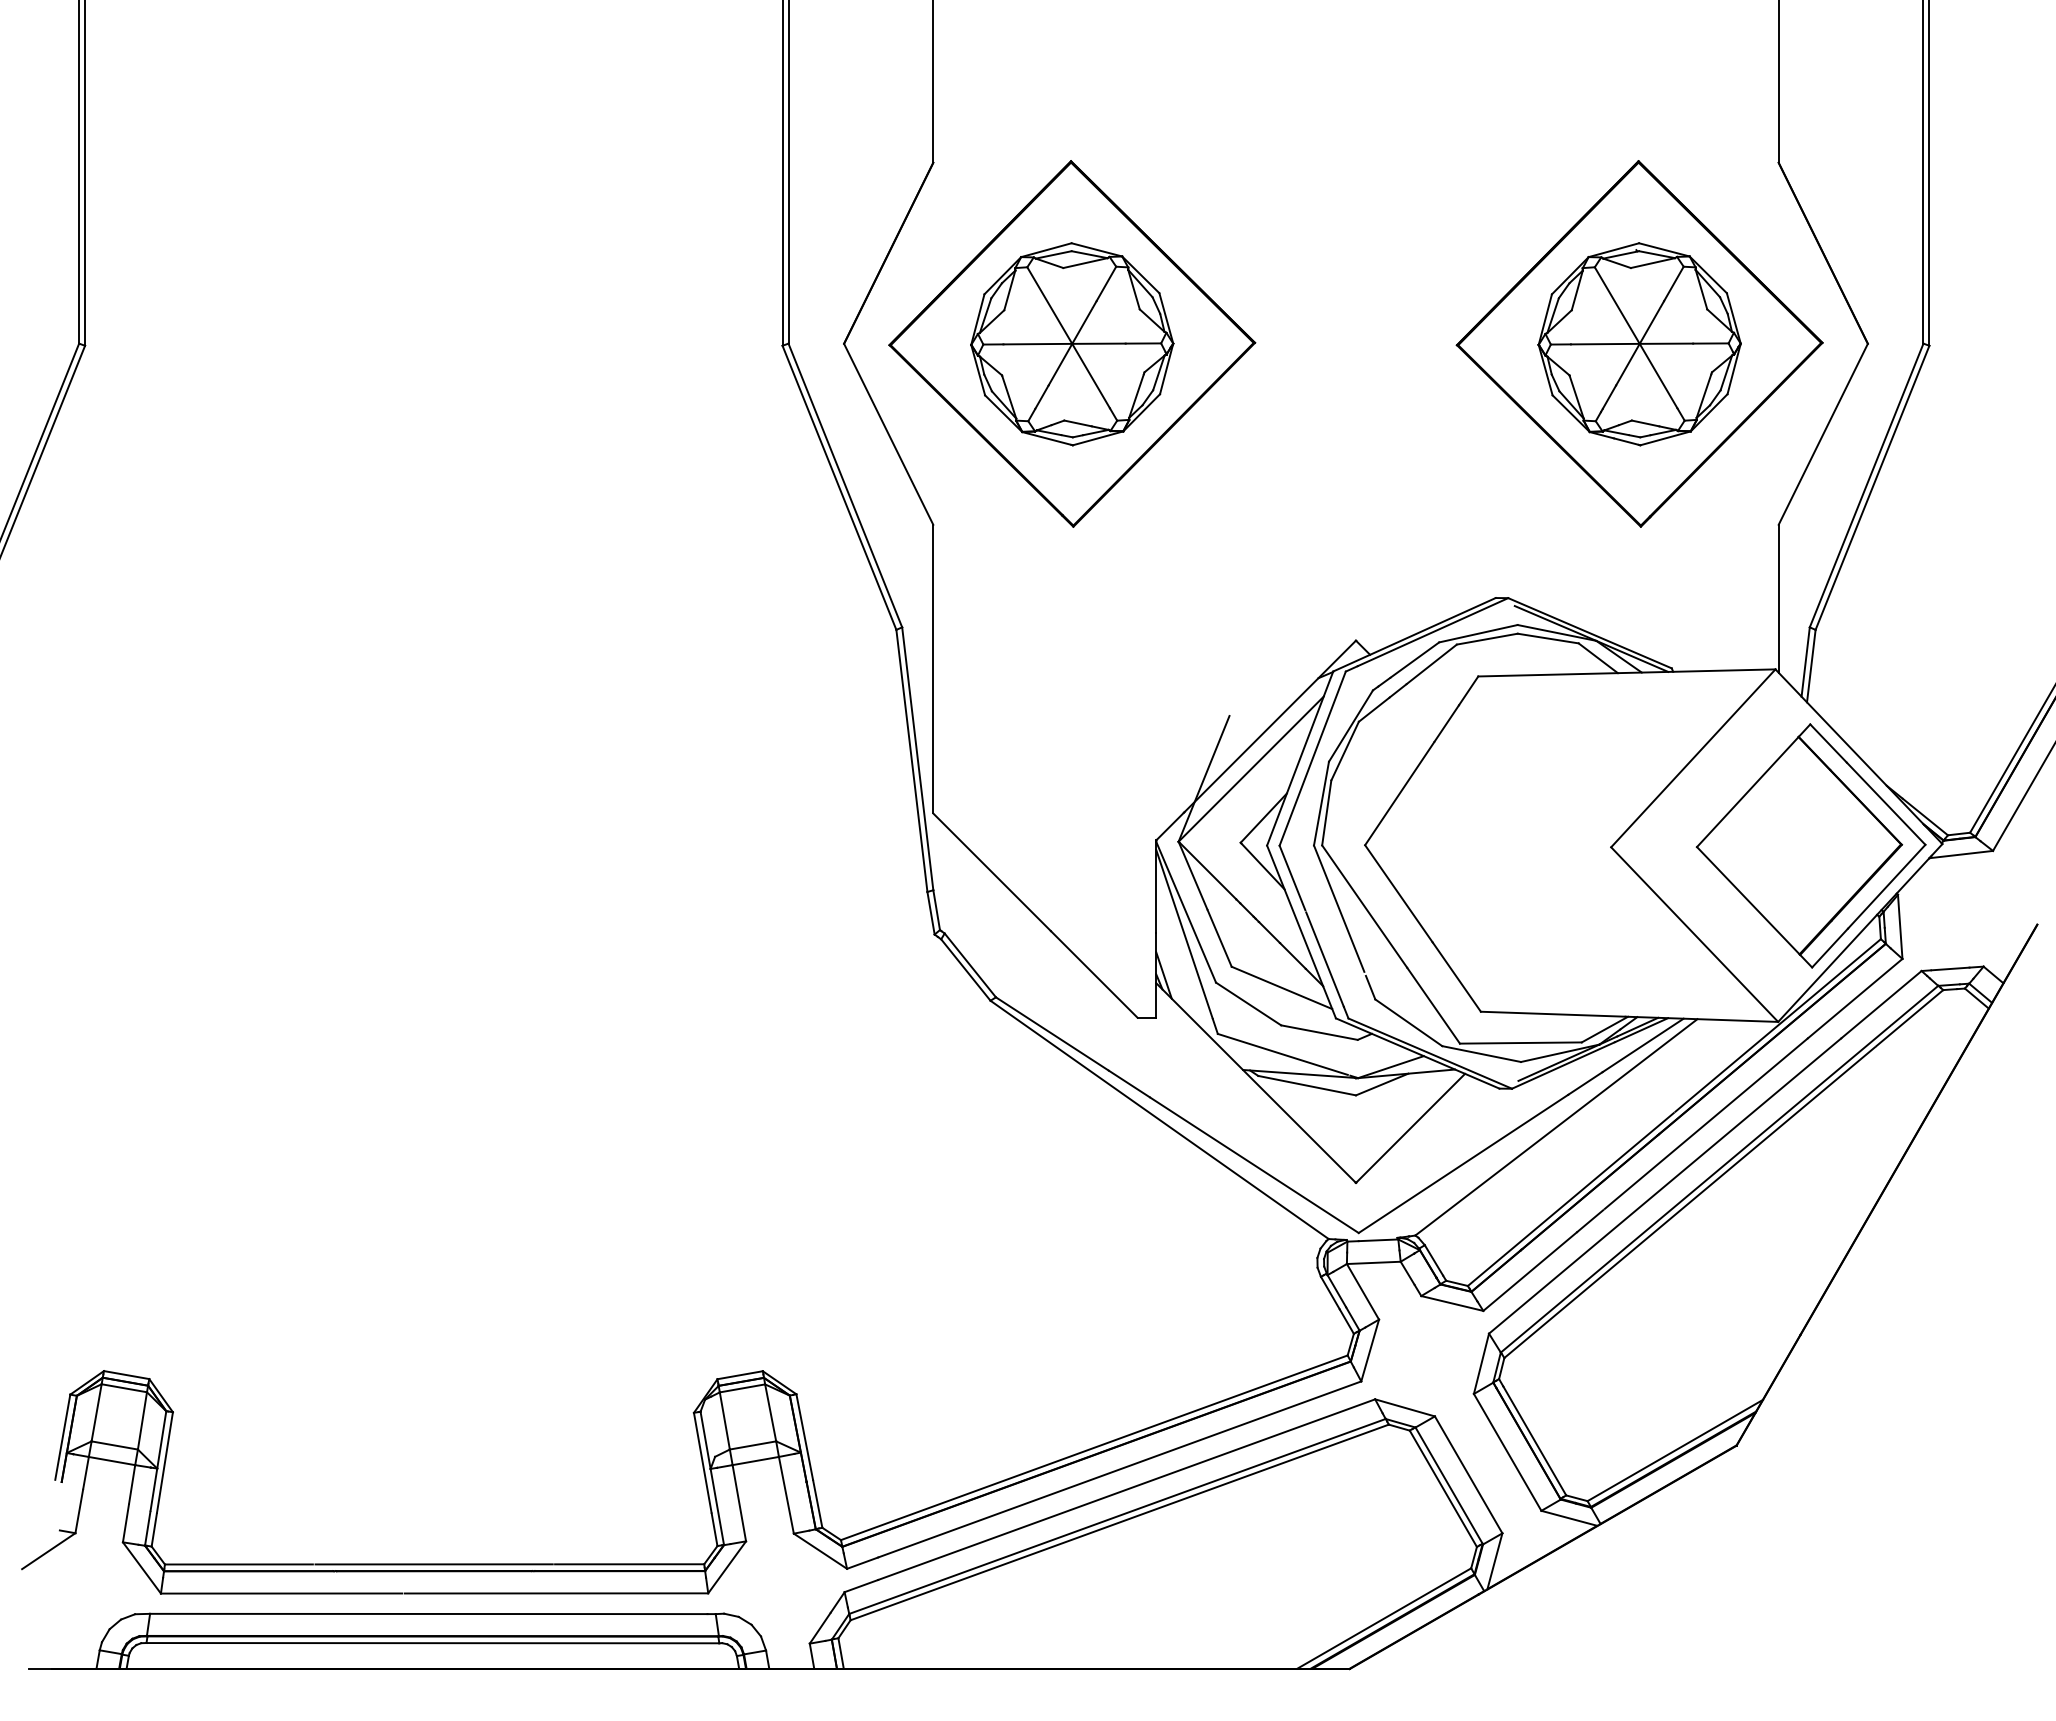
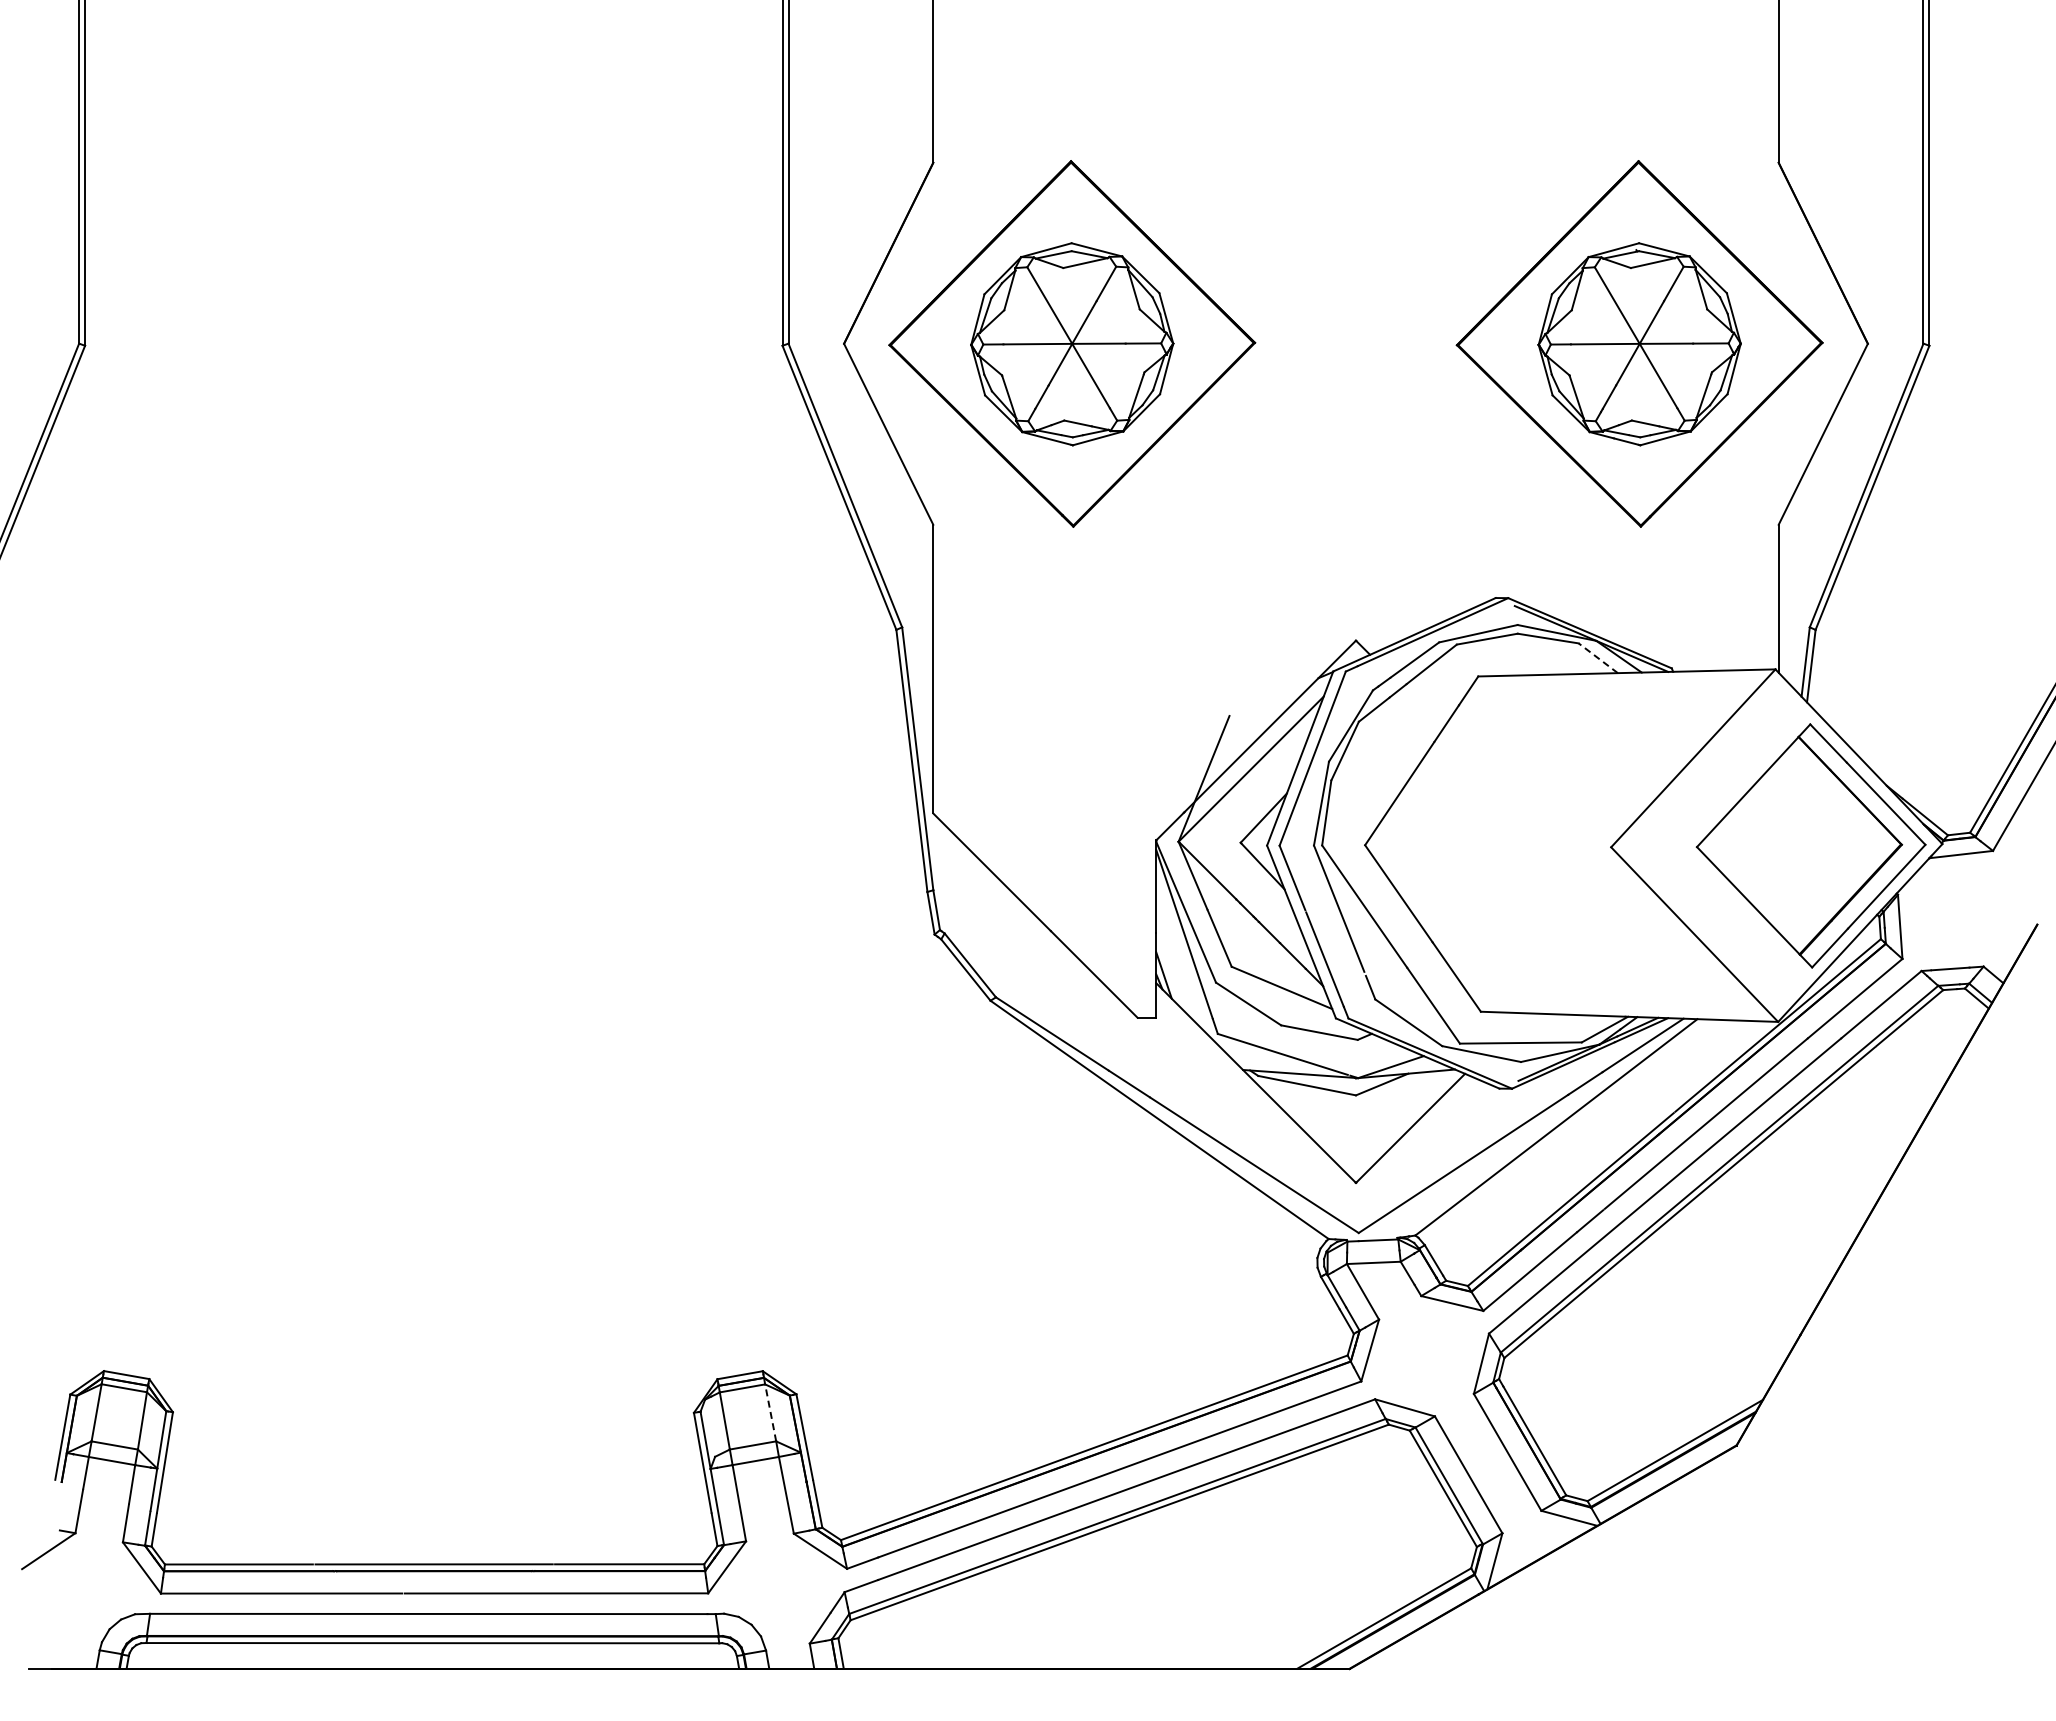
line: solid -> dashed (1598, 658)
line: solid -> dashed (770, 1412)
